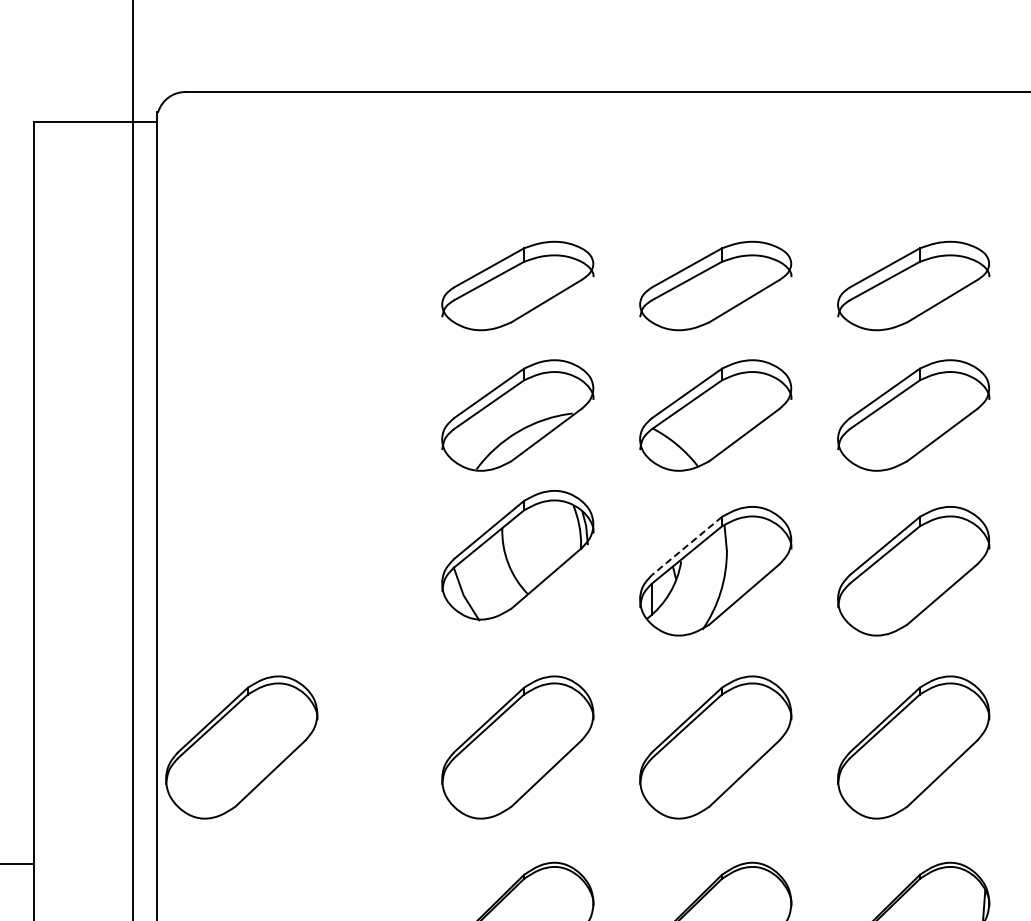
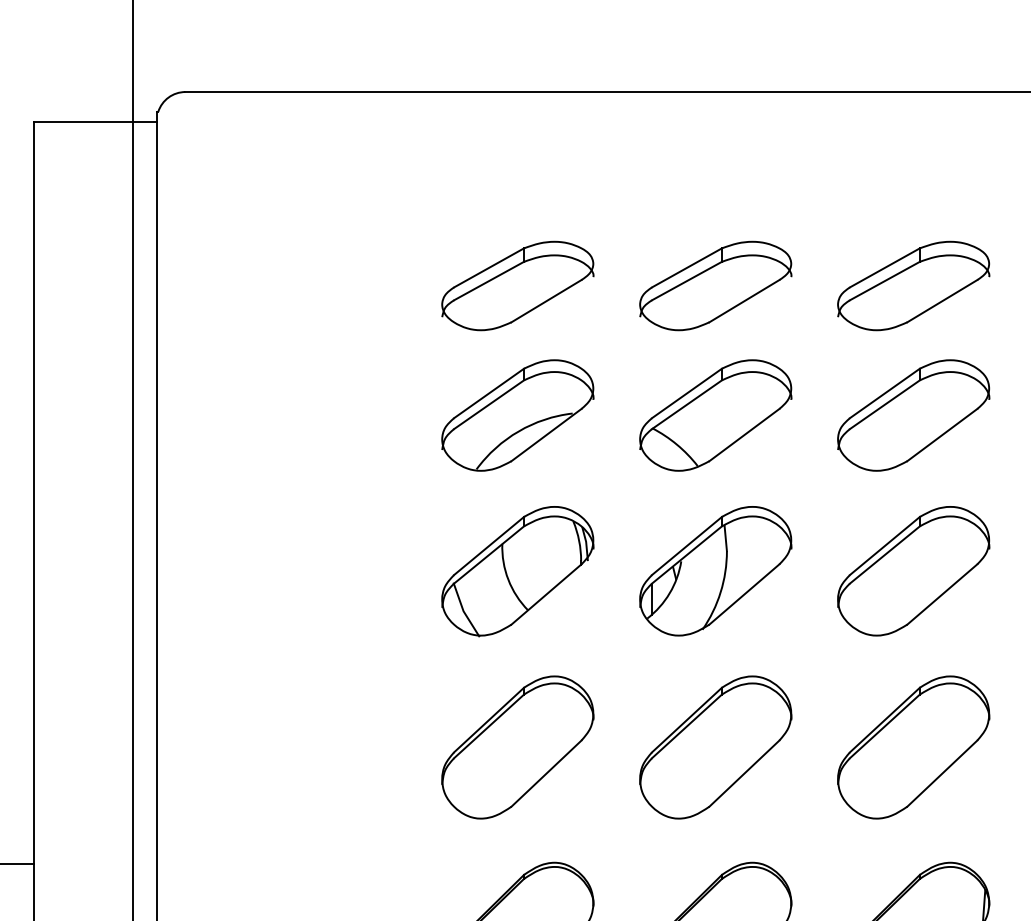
line: dashed -> solid (686, 546)
part position: (517, 555) -> (517, 571) (517, 571)
part: present -> none (241, 747)
